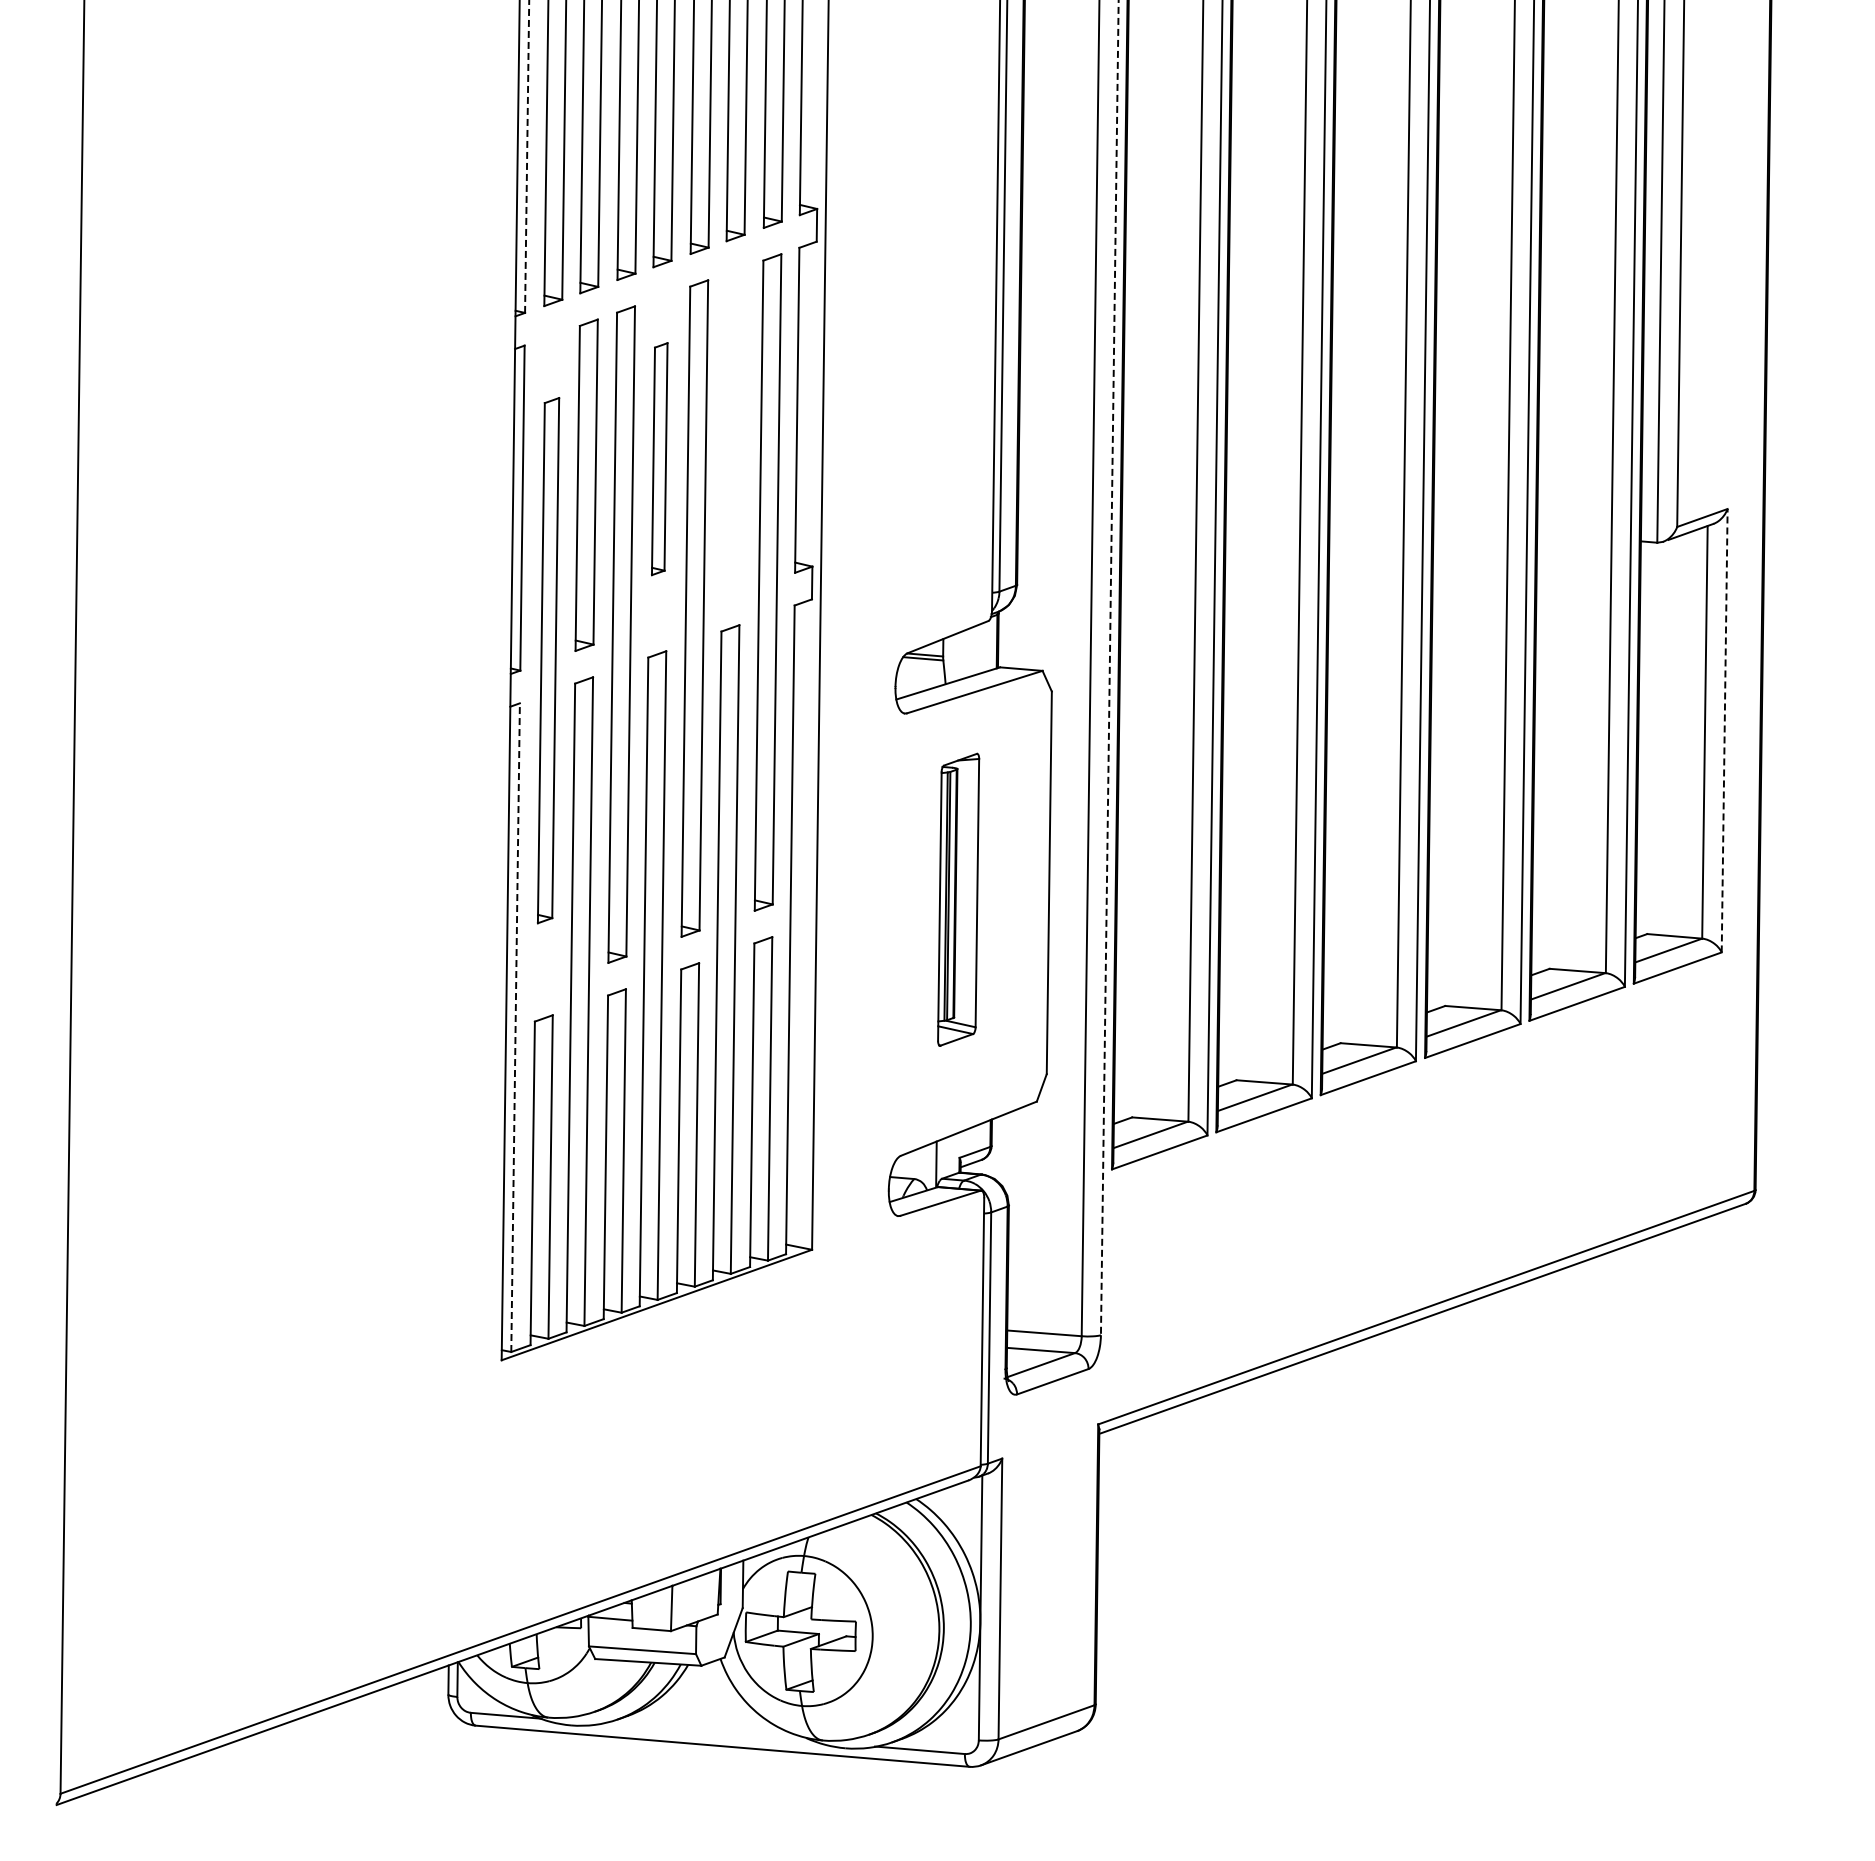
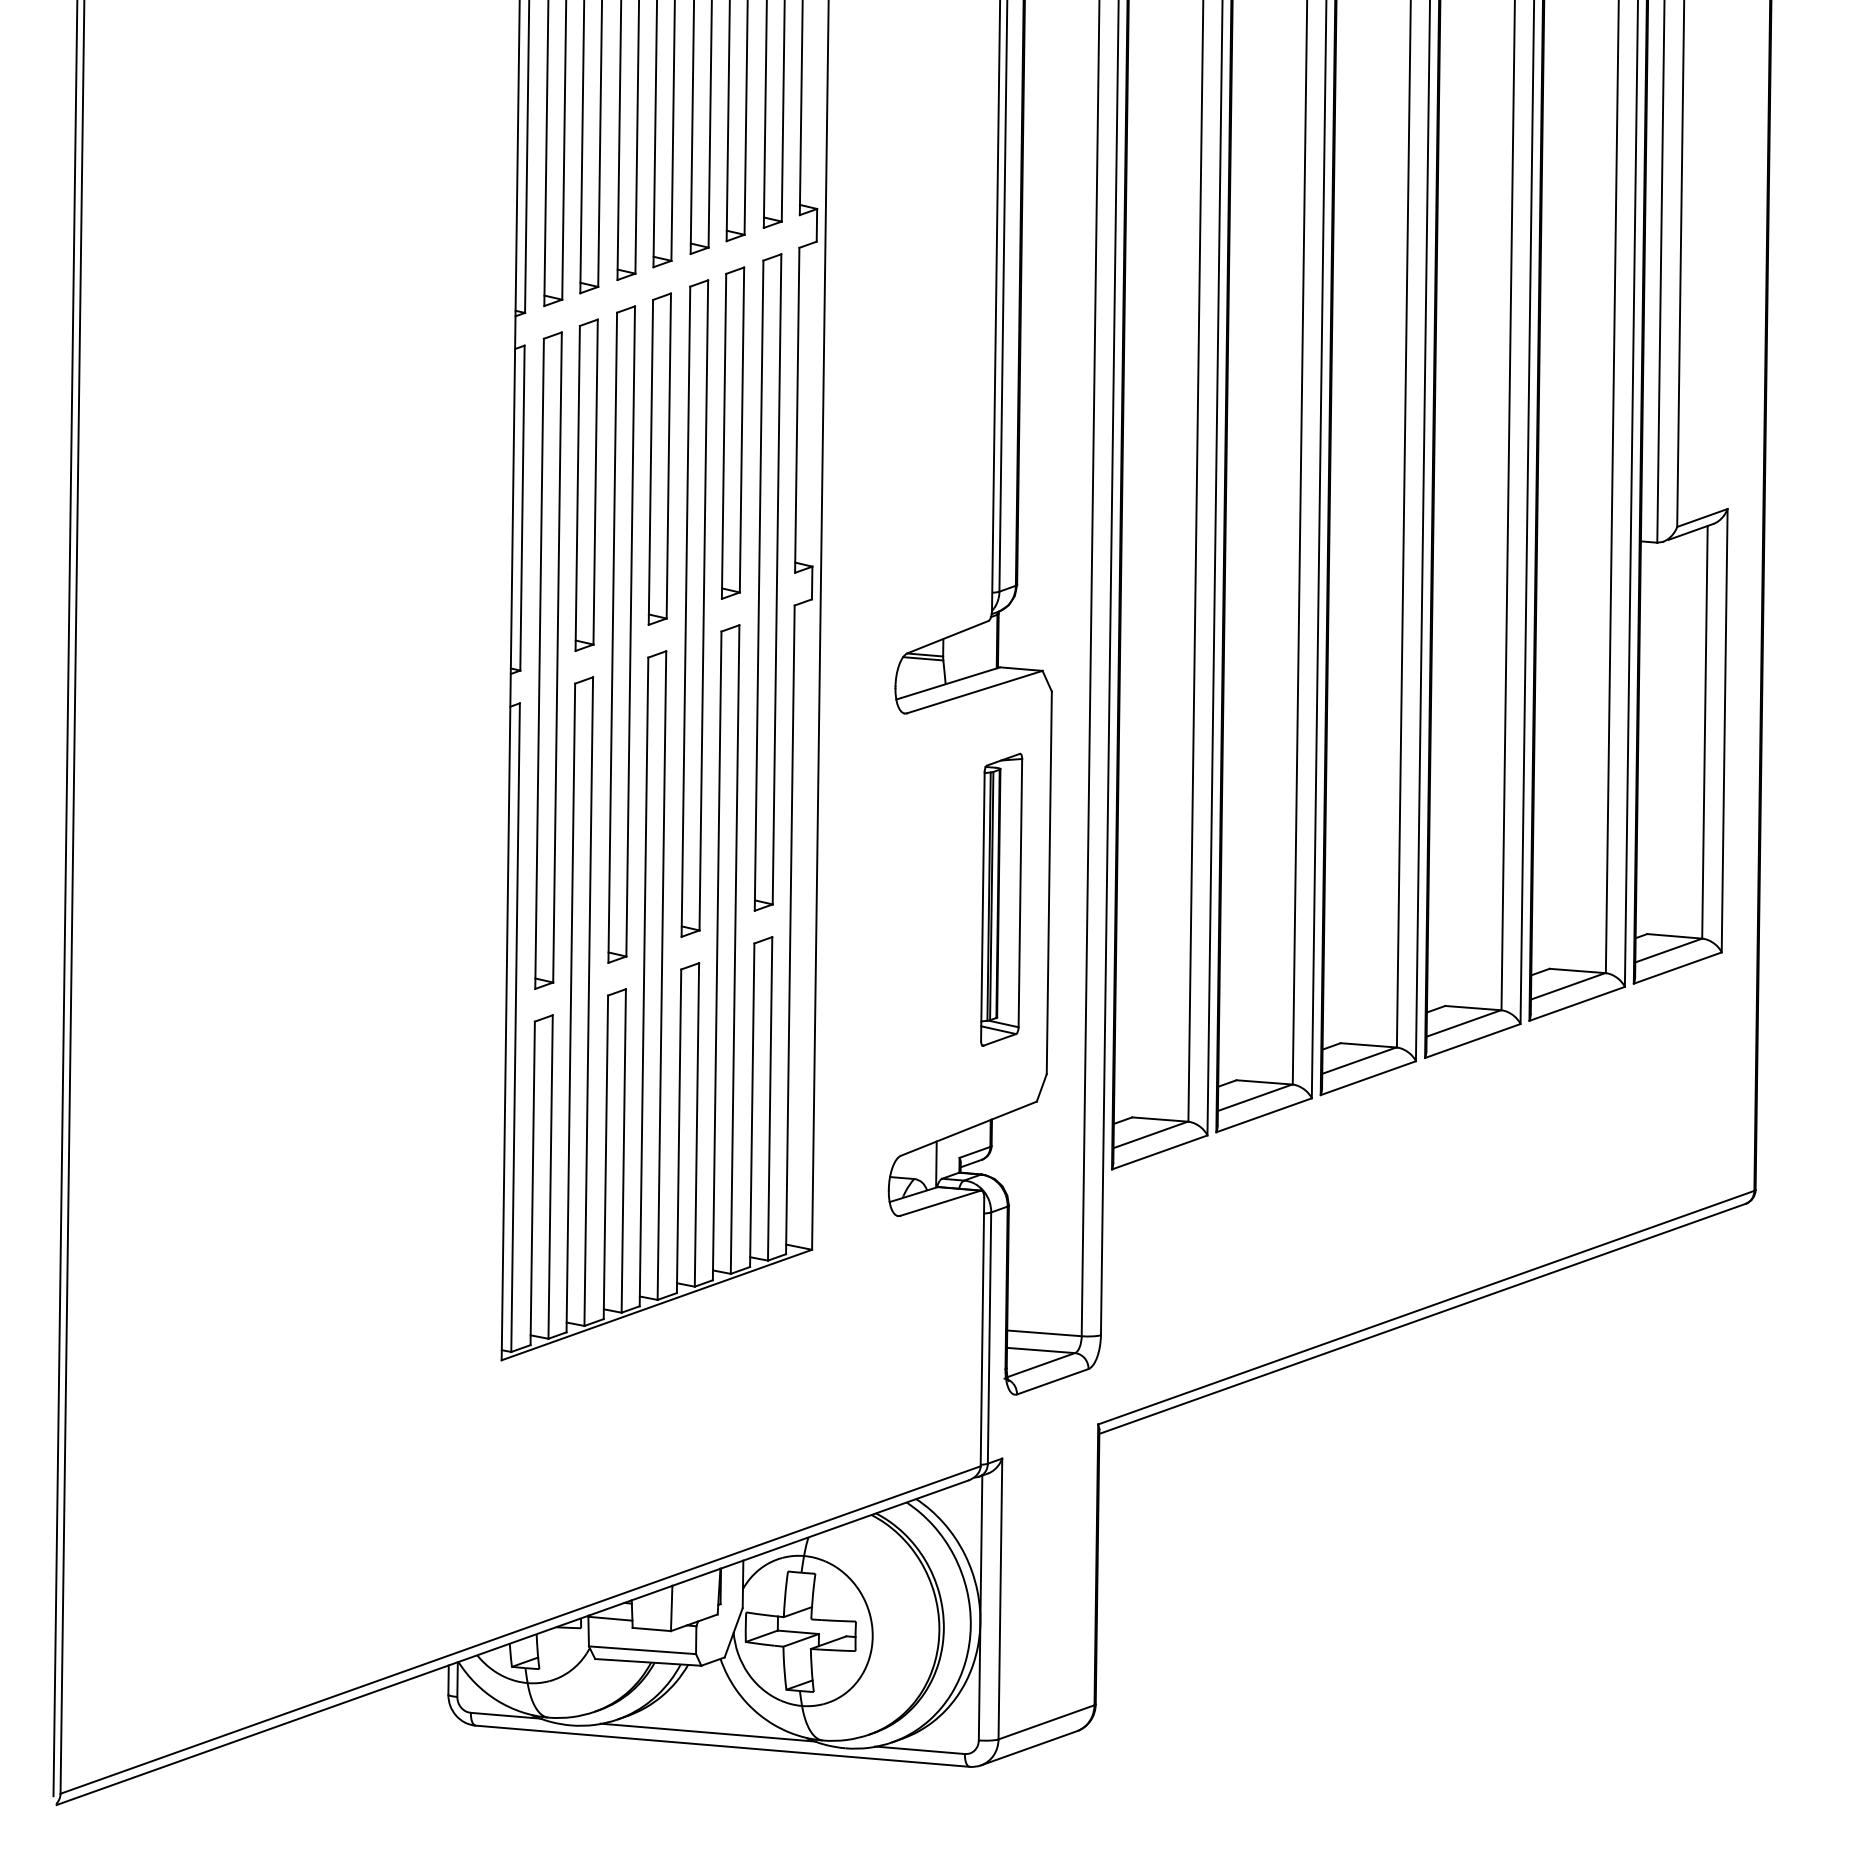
line: dashed -> solid (527, 156)
part: none -> present (732, 432)
part size: 18x235 px -> 25x334 px (659, 458)
part size: 25x528 px -> 29x659 px (548, 660)
line: dashed -> solid (1109, 668)
line: dashed -> solid (1724, 730)
line: none -> present (65, 899)
part position: (958, 899) -> (1001, 899) (1001, 899)
line: dashed -> solid (515, 1027)
line: none -> present (708, 1732)
